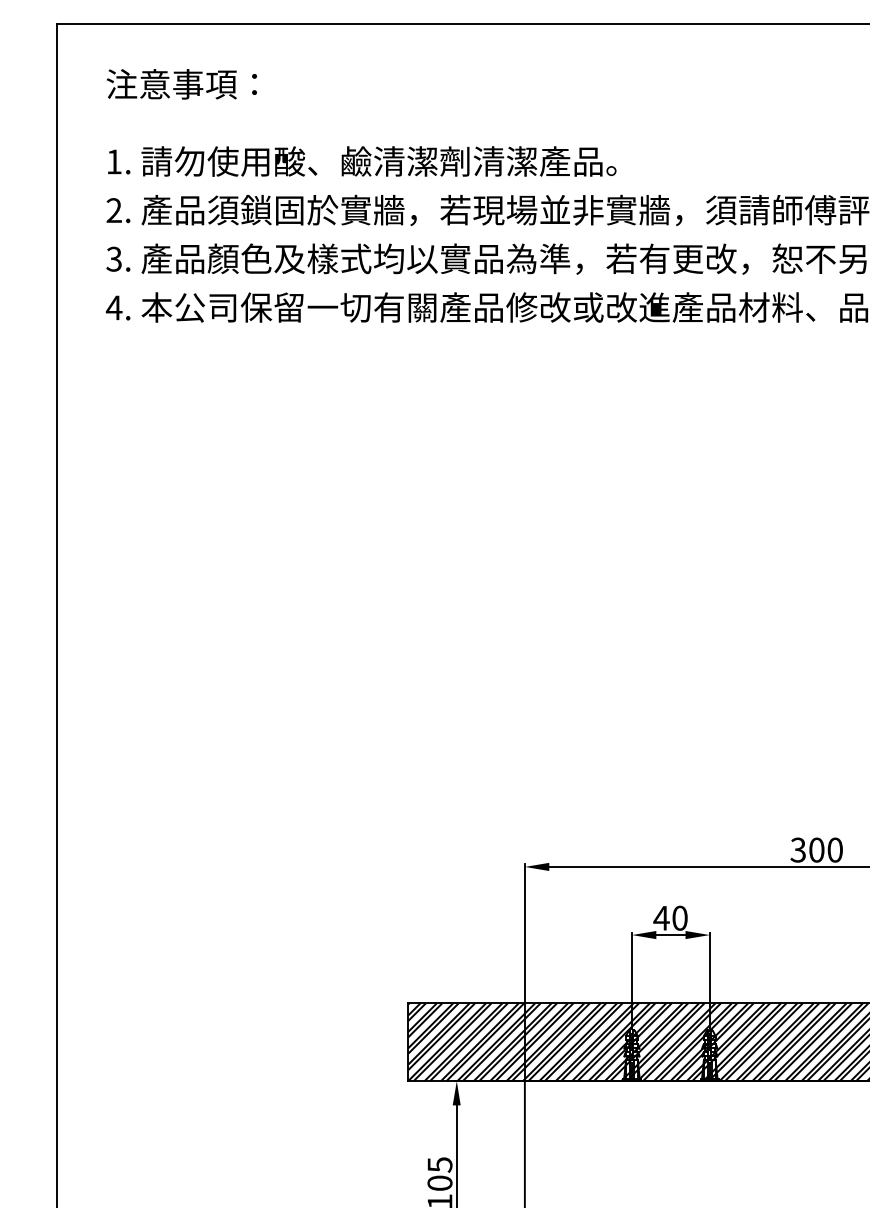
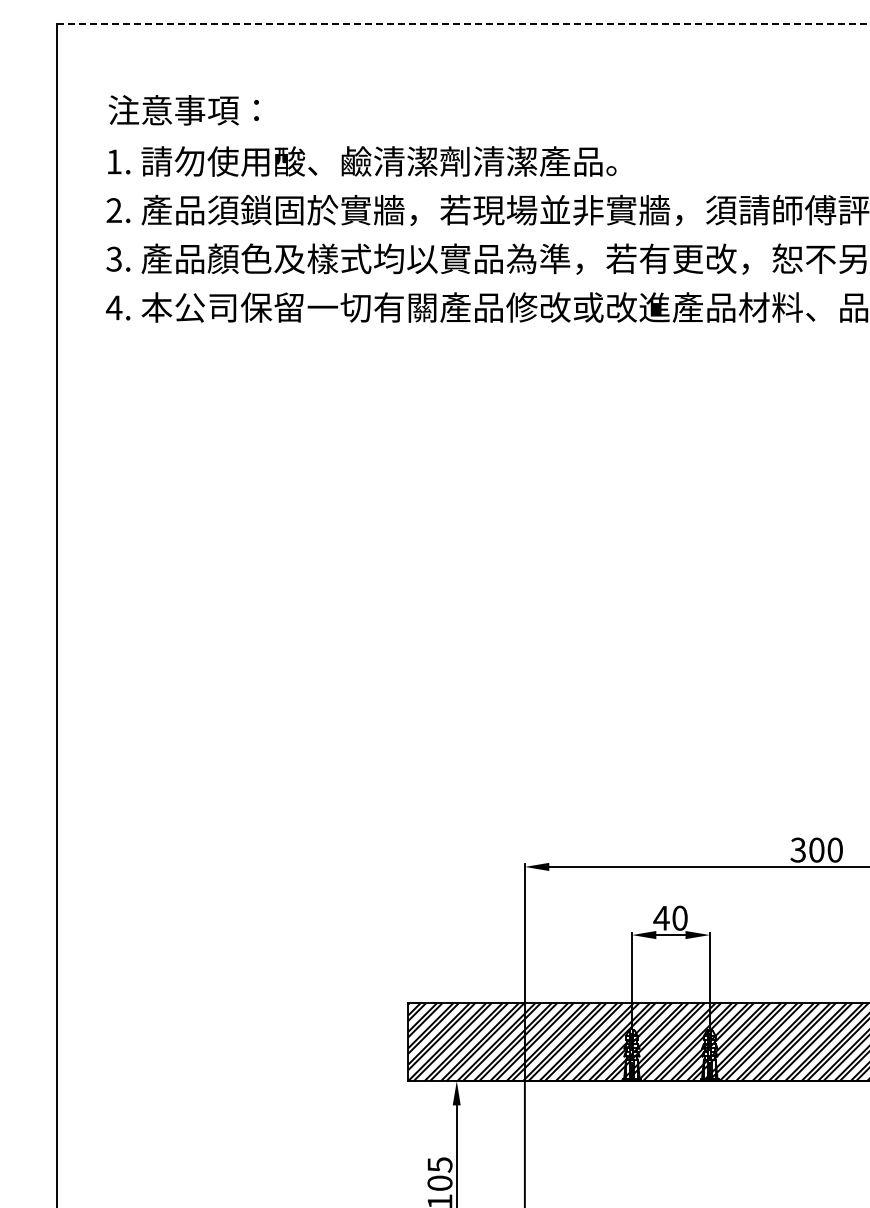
line: solid -> dashed (463, 23)
text position: (181, 84) -> (183, 110) (183, 110)
